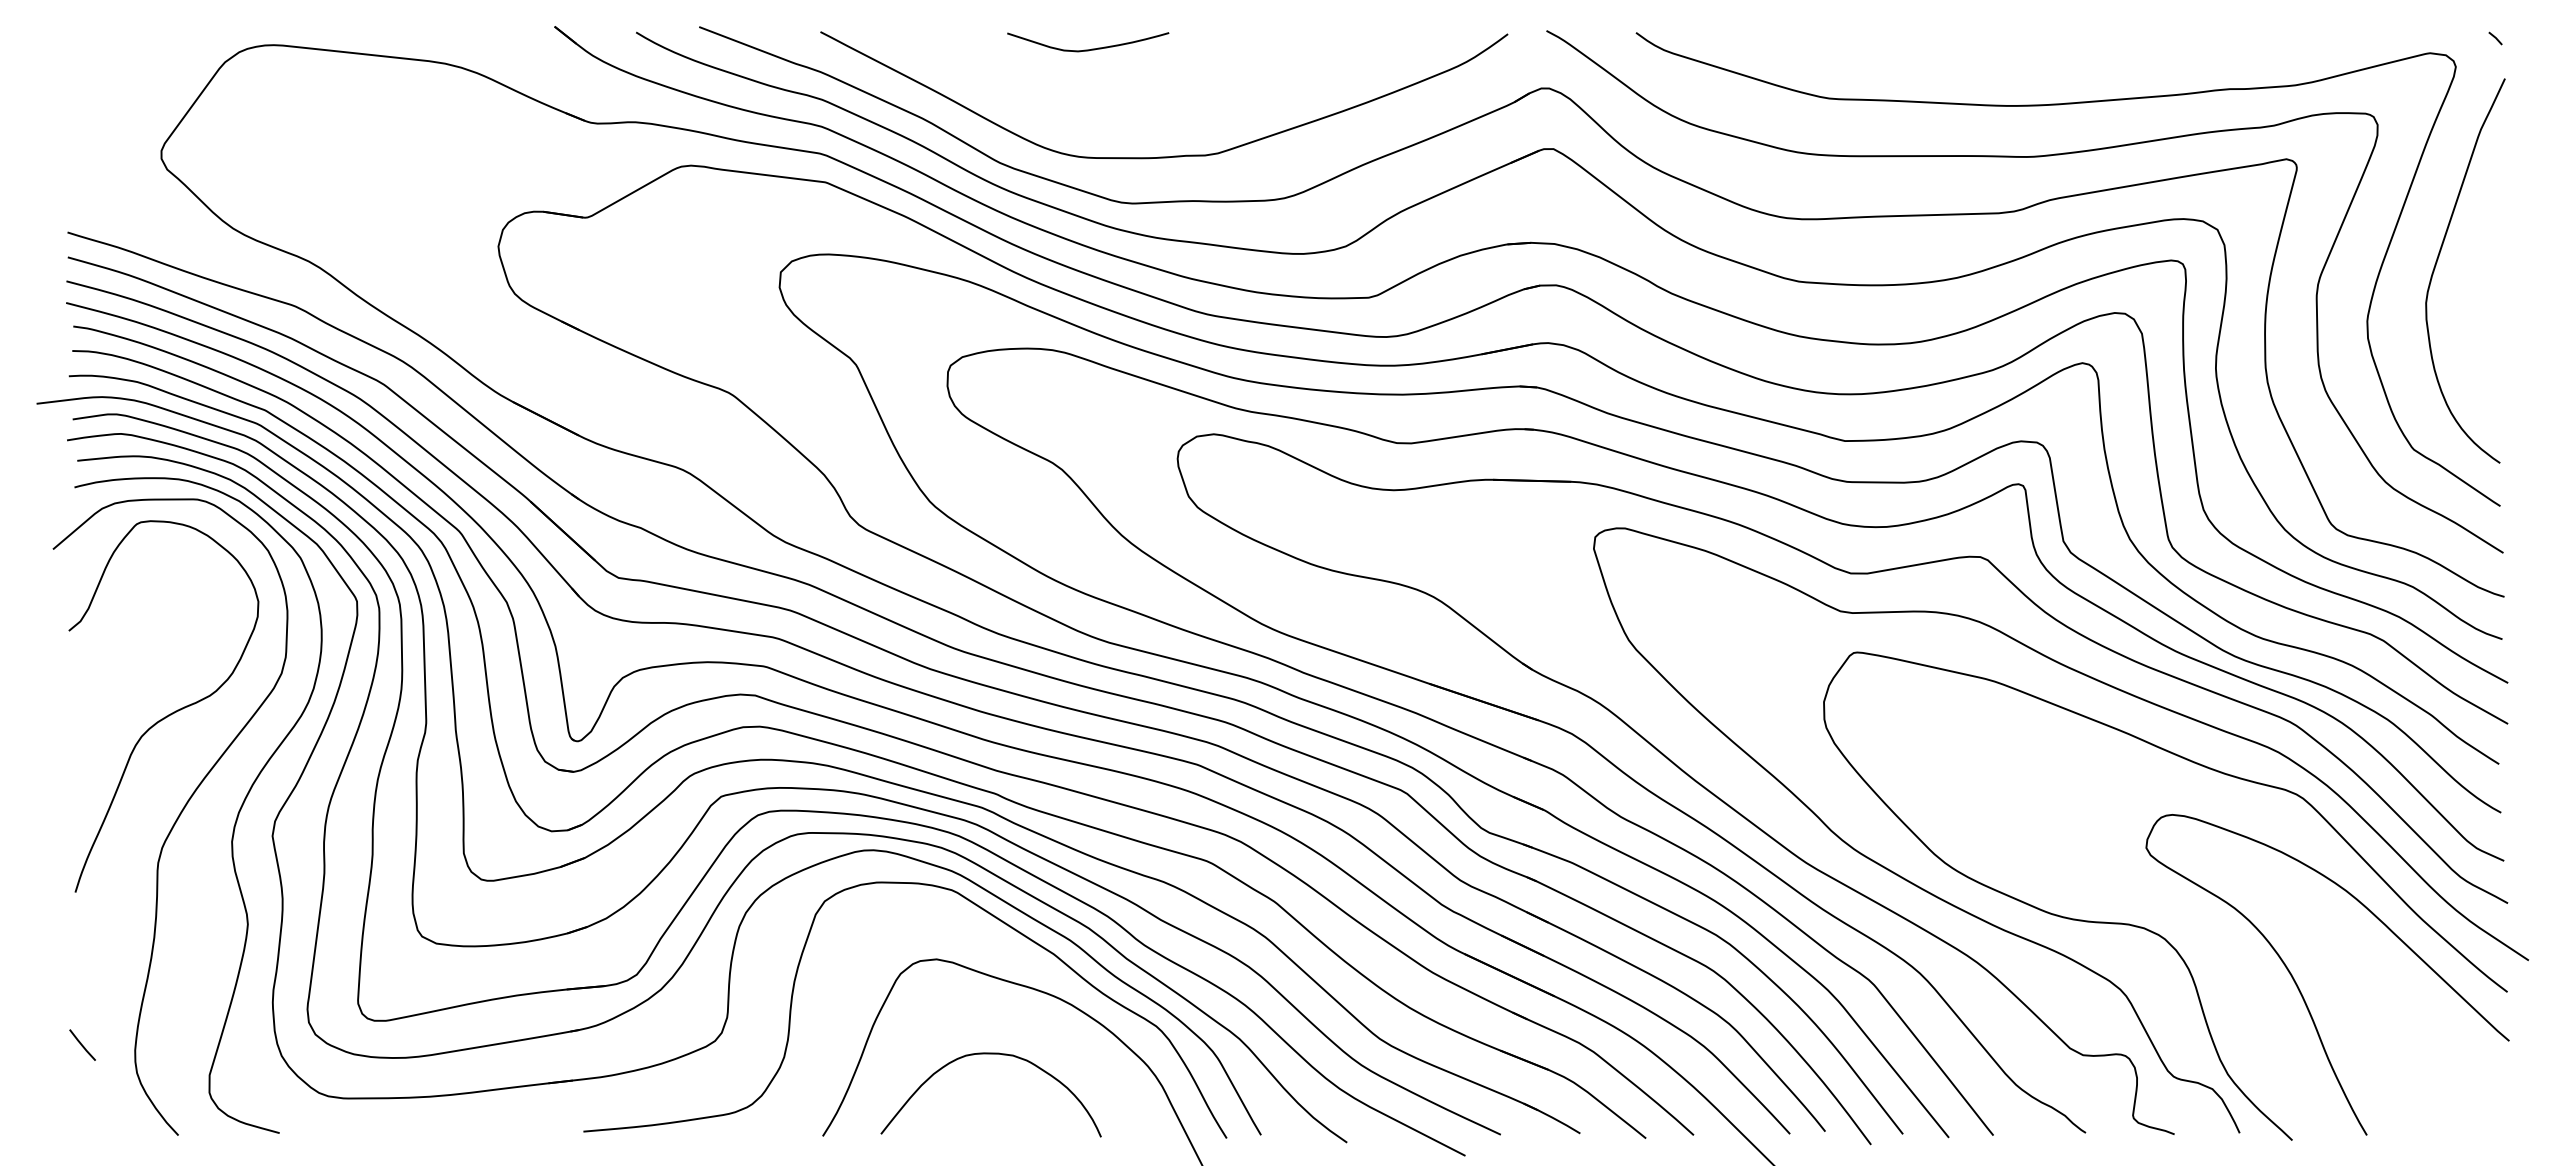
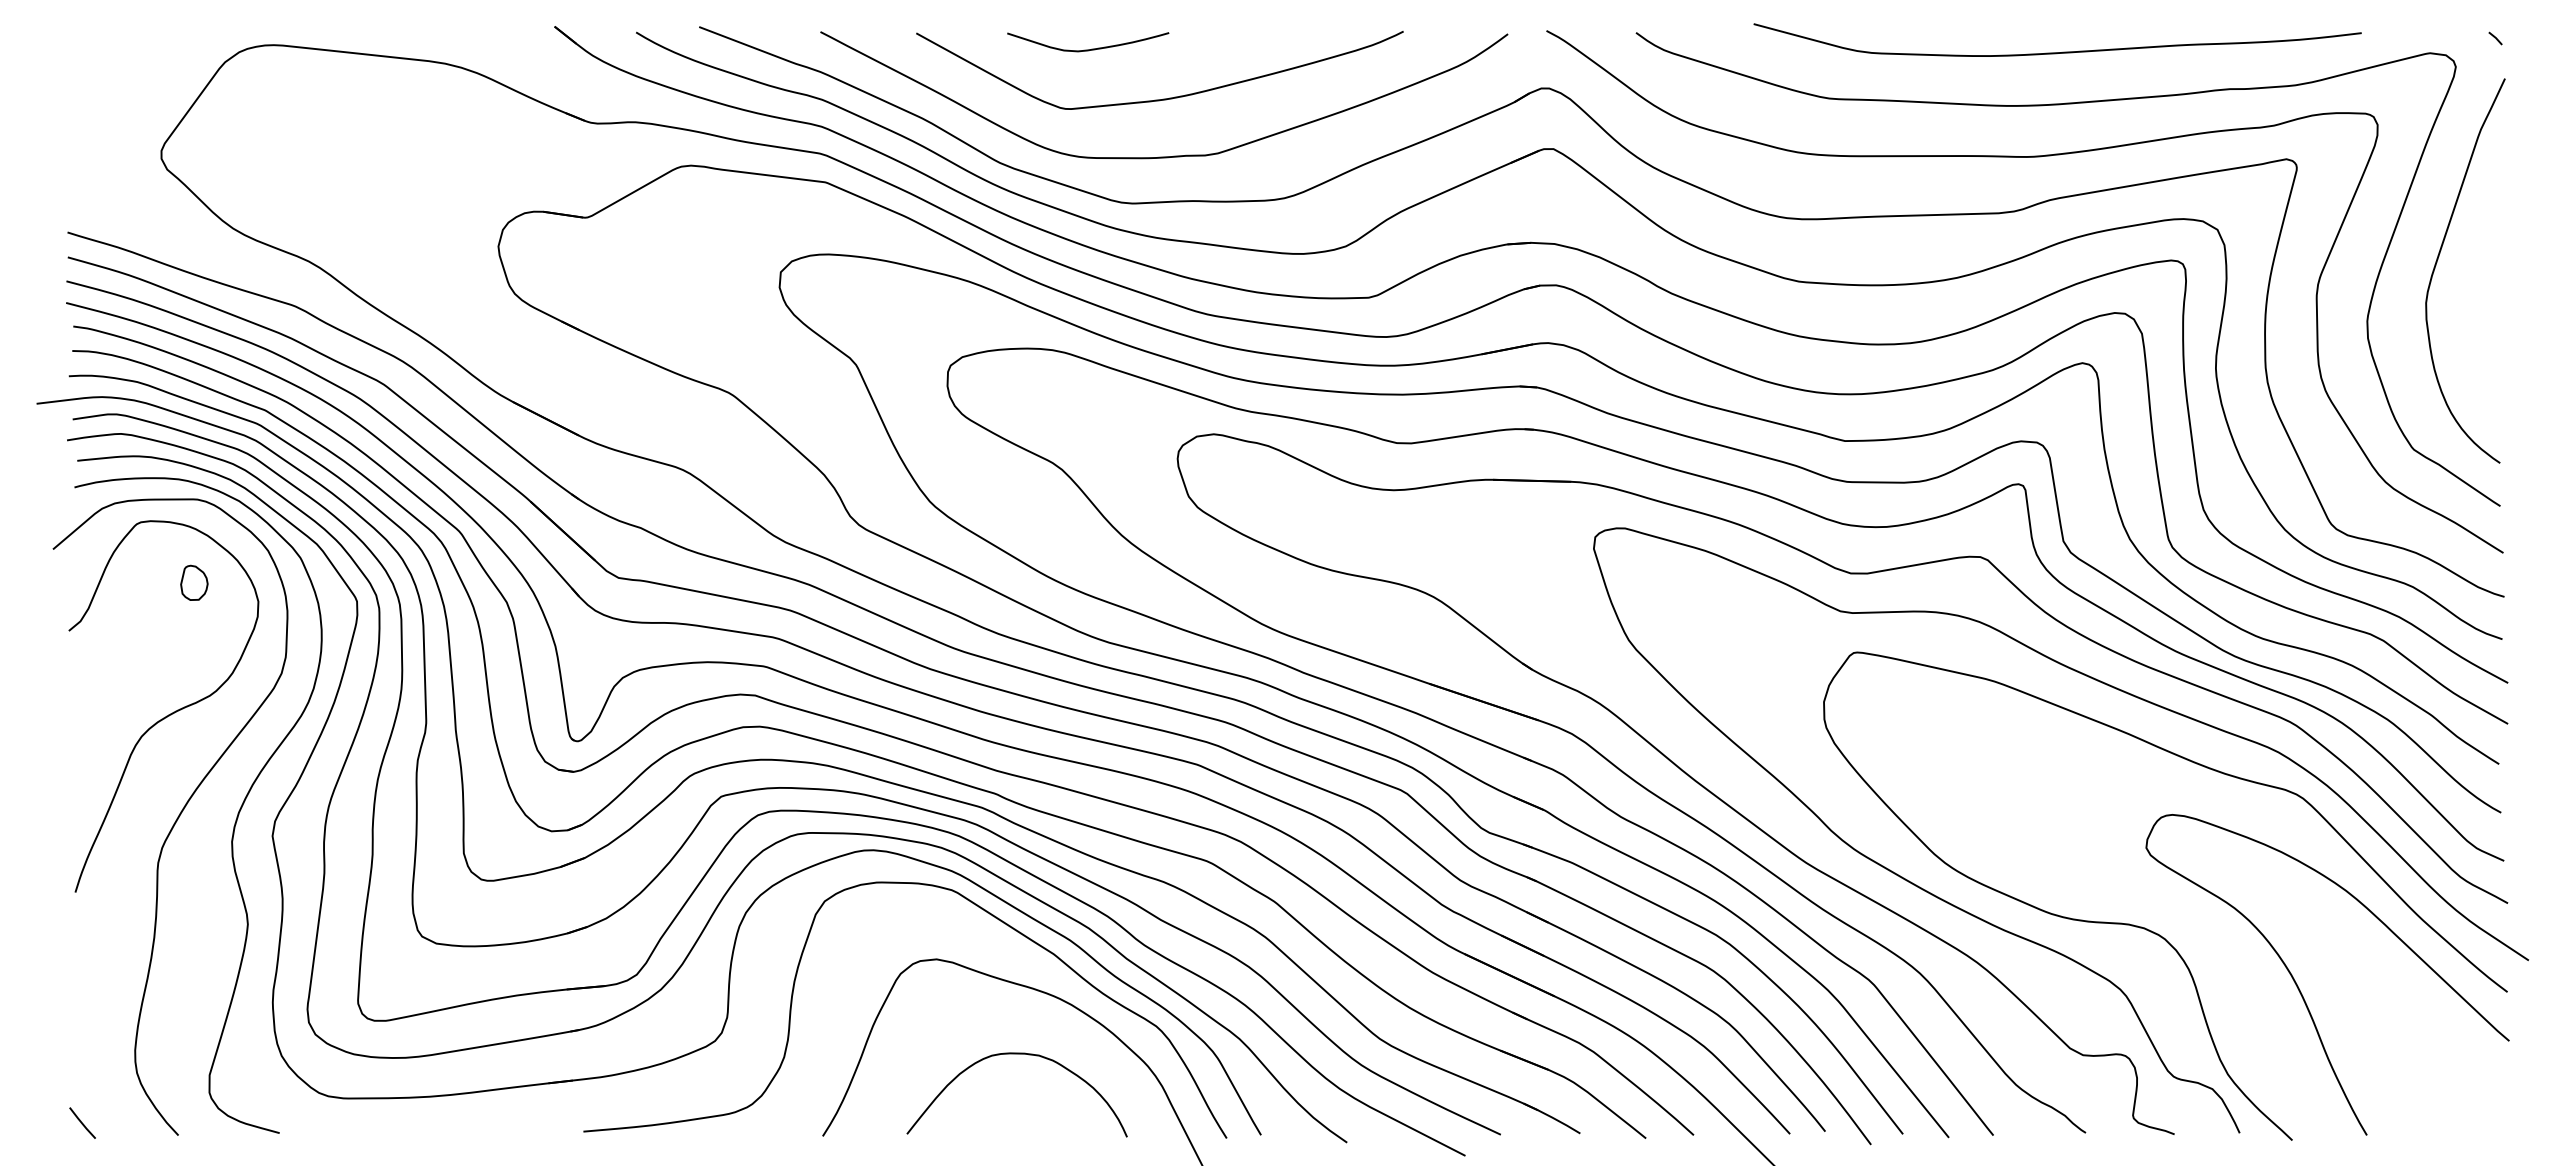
curve: none -> present (2062, 51)
curve: none -> present (1163, 98)
part: none -> present (194, 582)
line position: (82, 1044) -> (82, 1122) (82, 1122)
curve position: (990, 1054) -> (1016, 1054) (1016, 1054)
